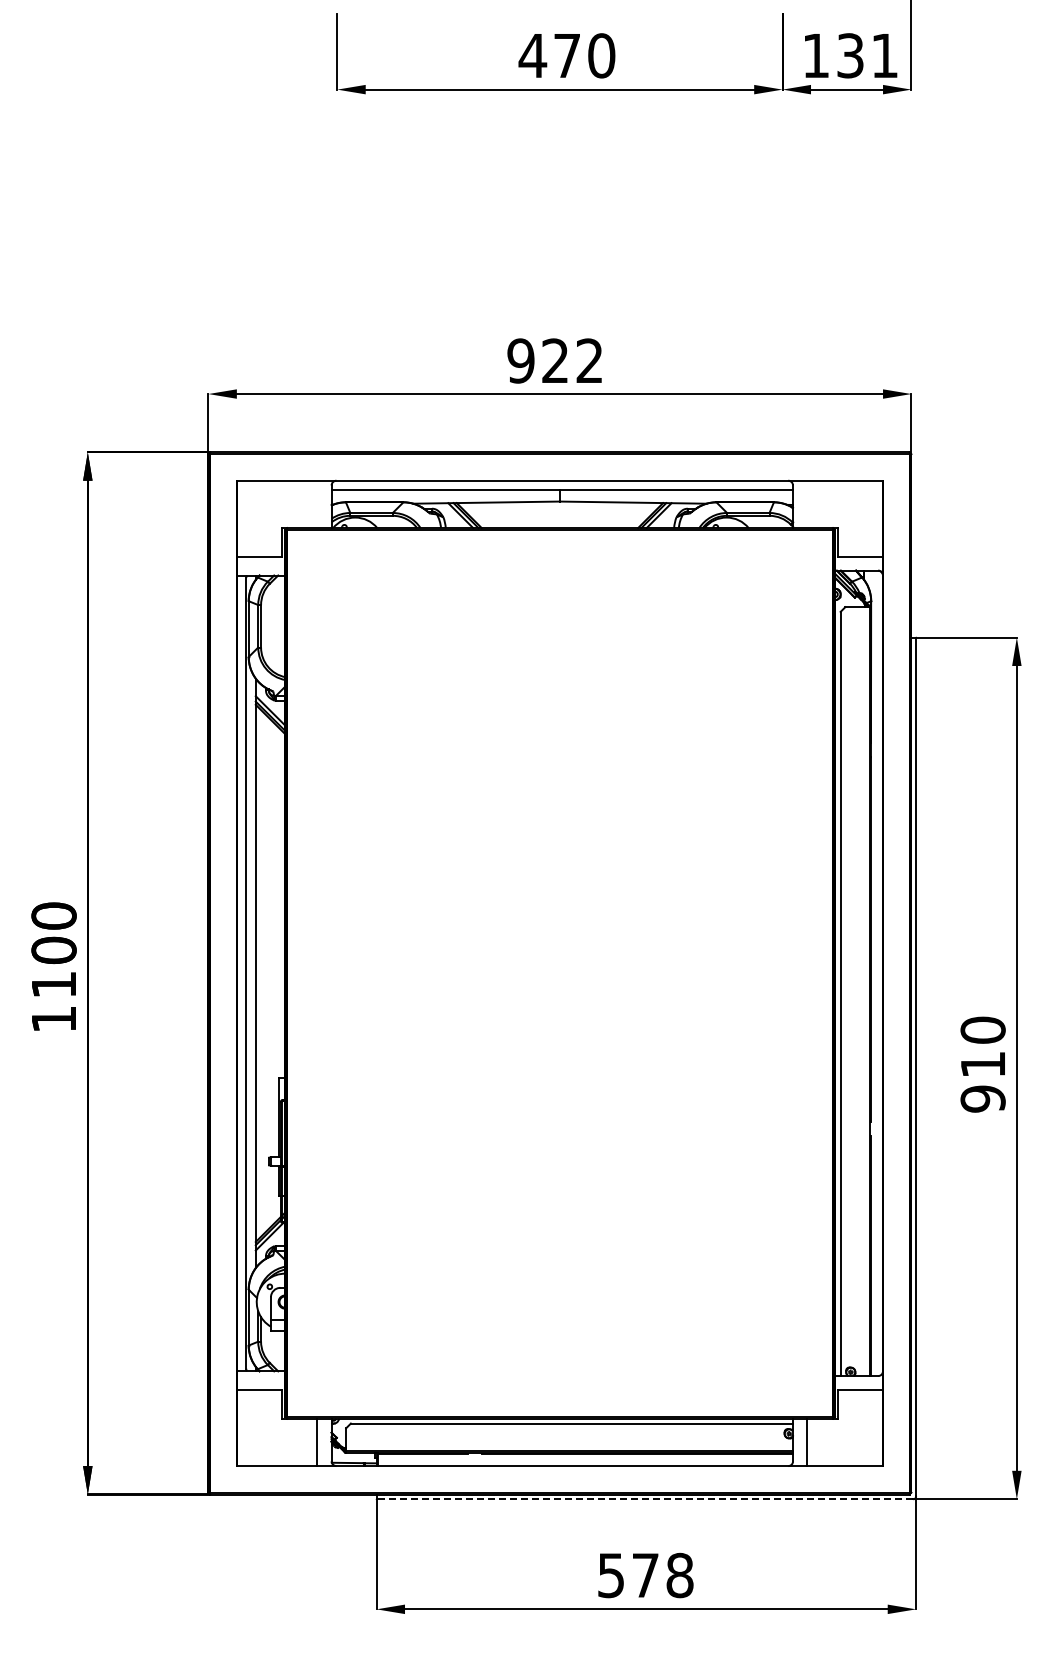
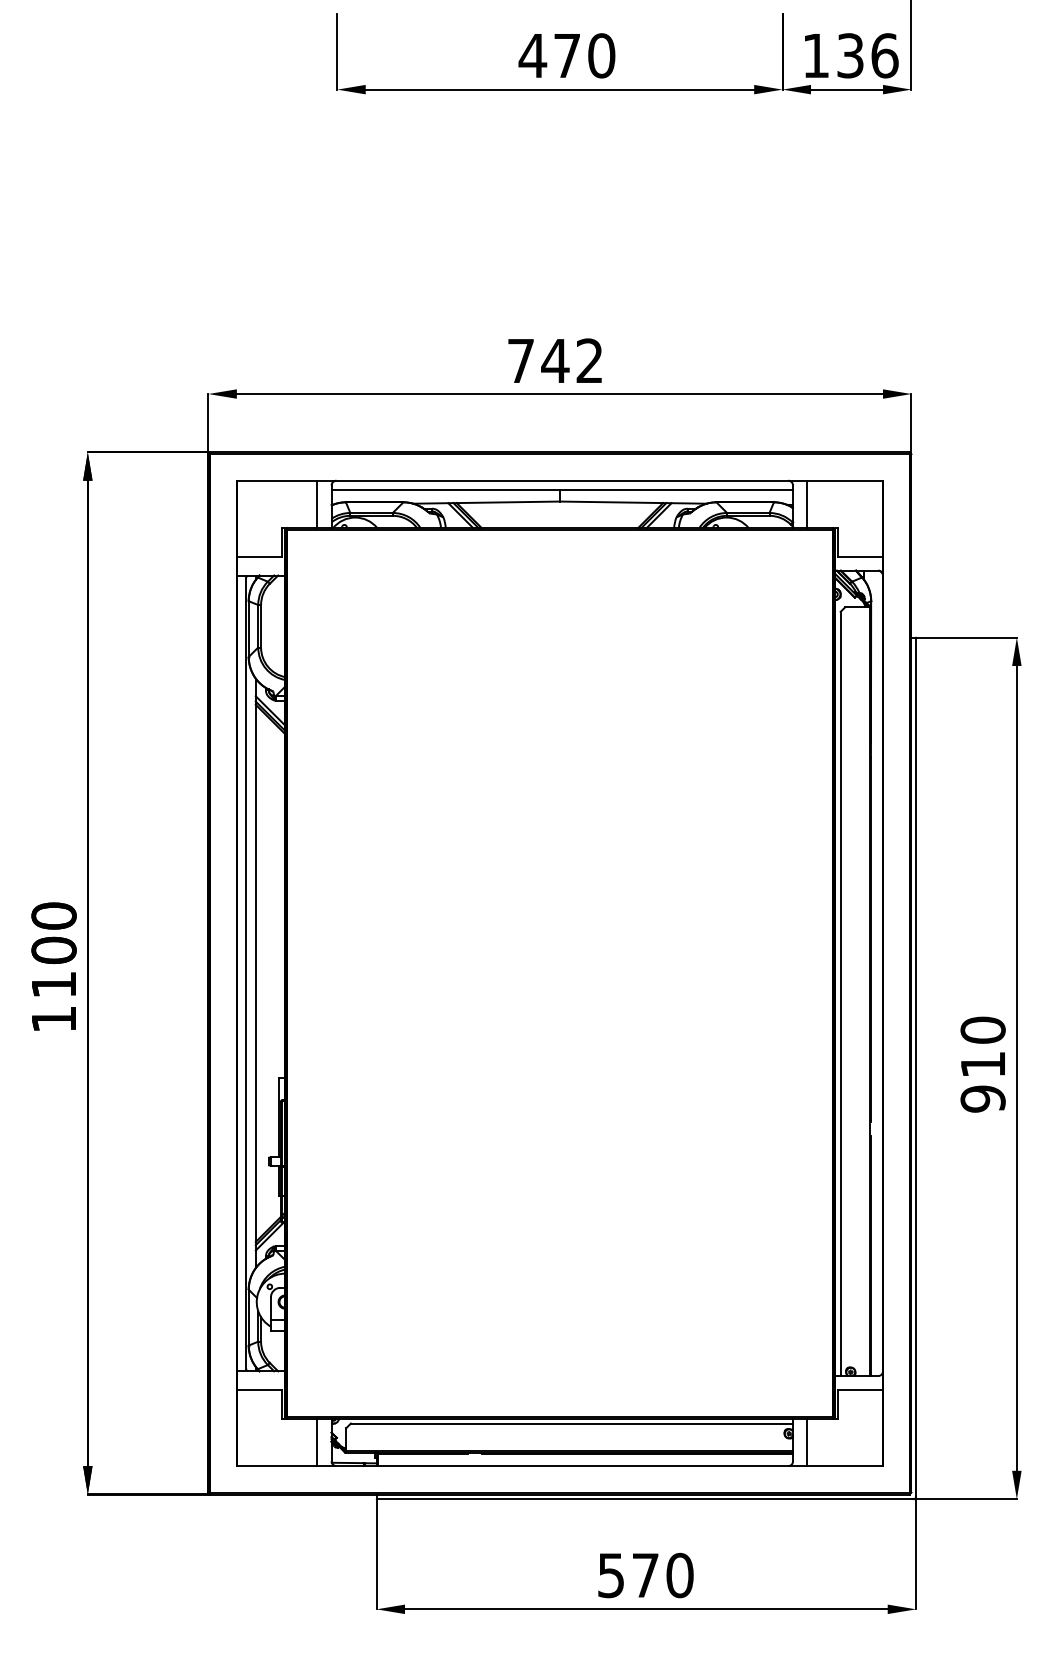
text: 131 -> 136 (884, 55)
text: 922 -> 742 (538, 360)
line: none -> present (317, 504)
line: none -> present (807, 504)
line: dashed -> solid (644, 1499)
text: 578 -> 570 (679, 1575)
